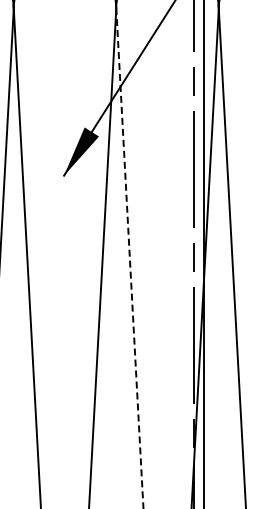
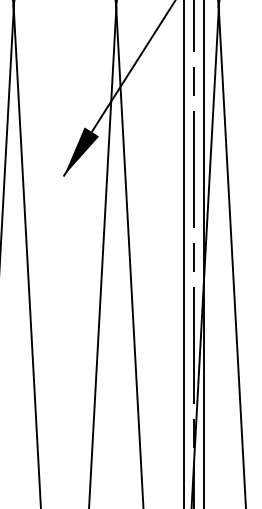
line: none -> present (183, 253)
line: dashed -> solid (129, 257)
